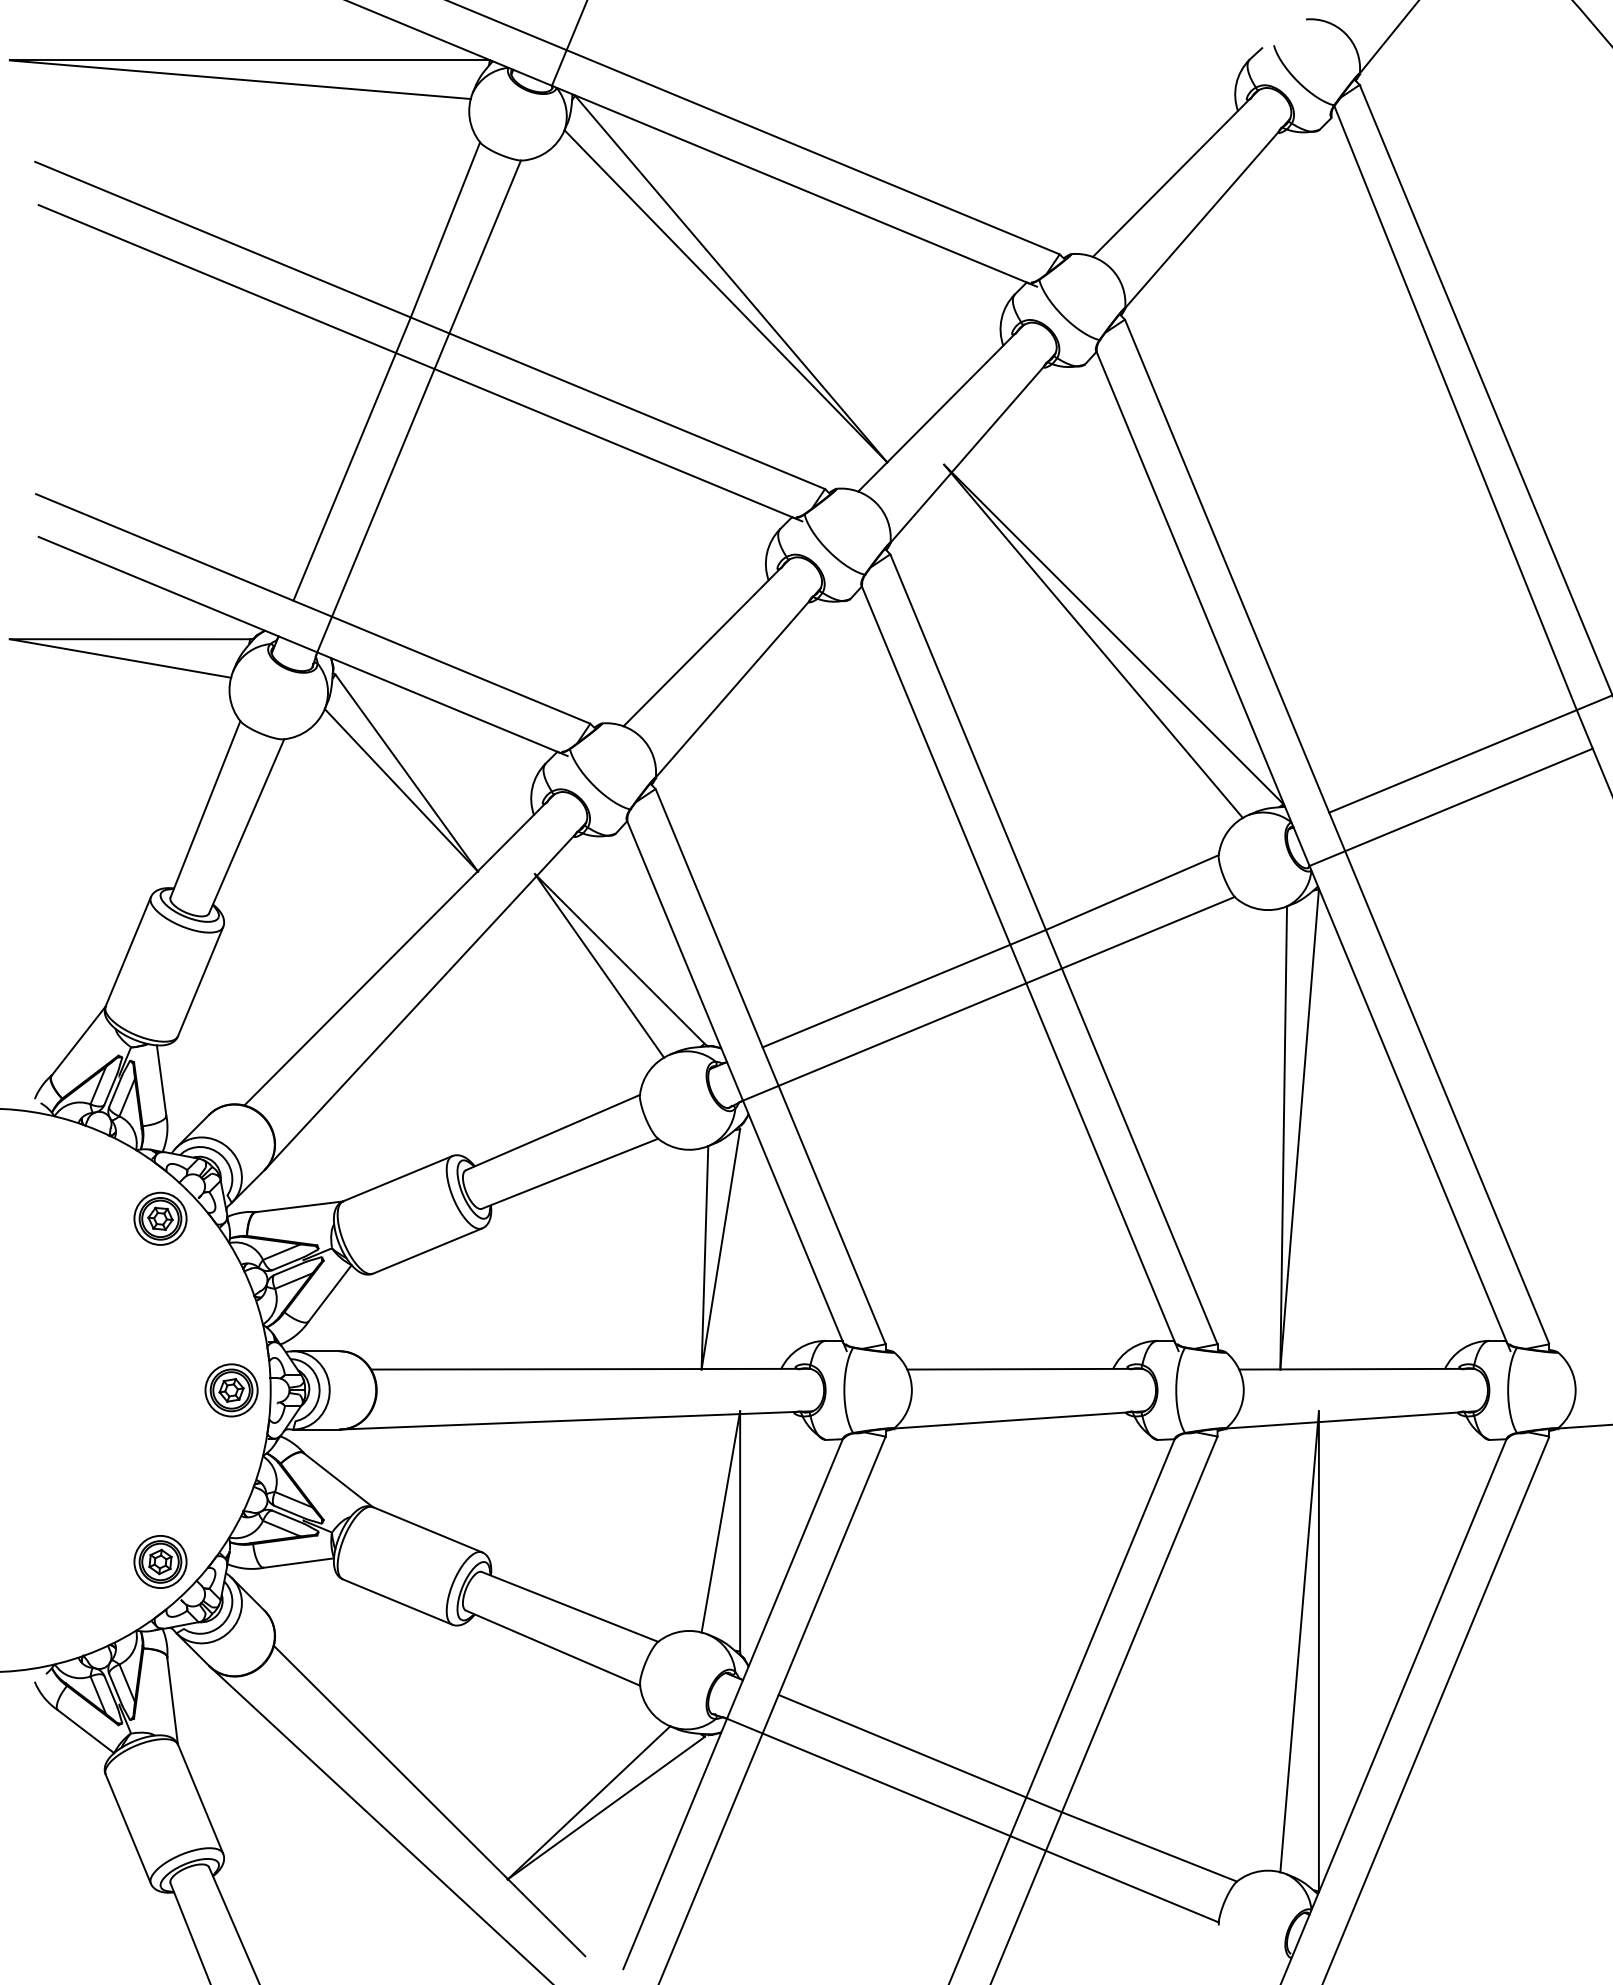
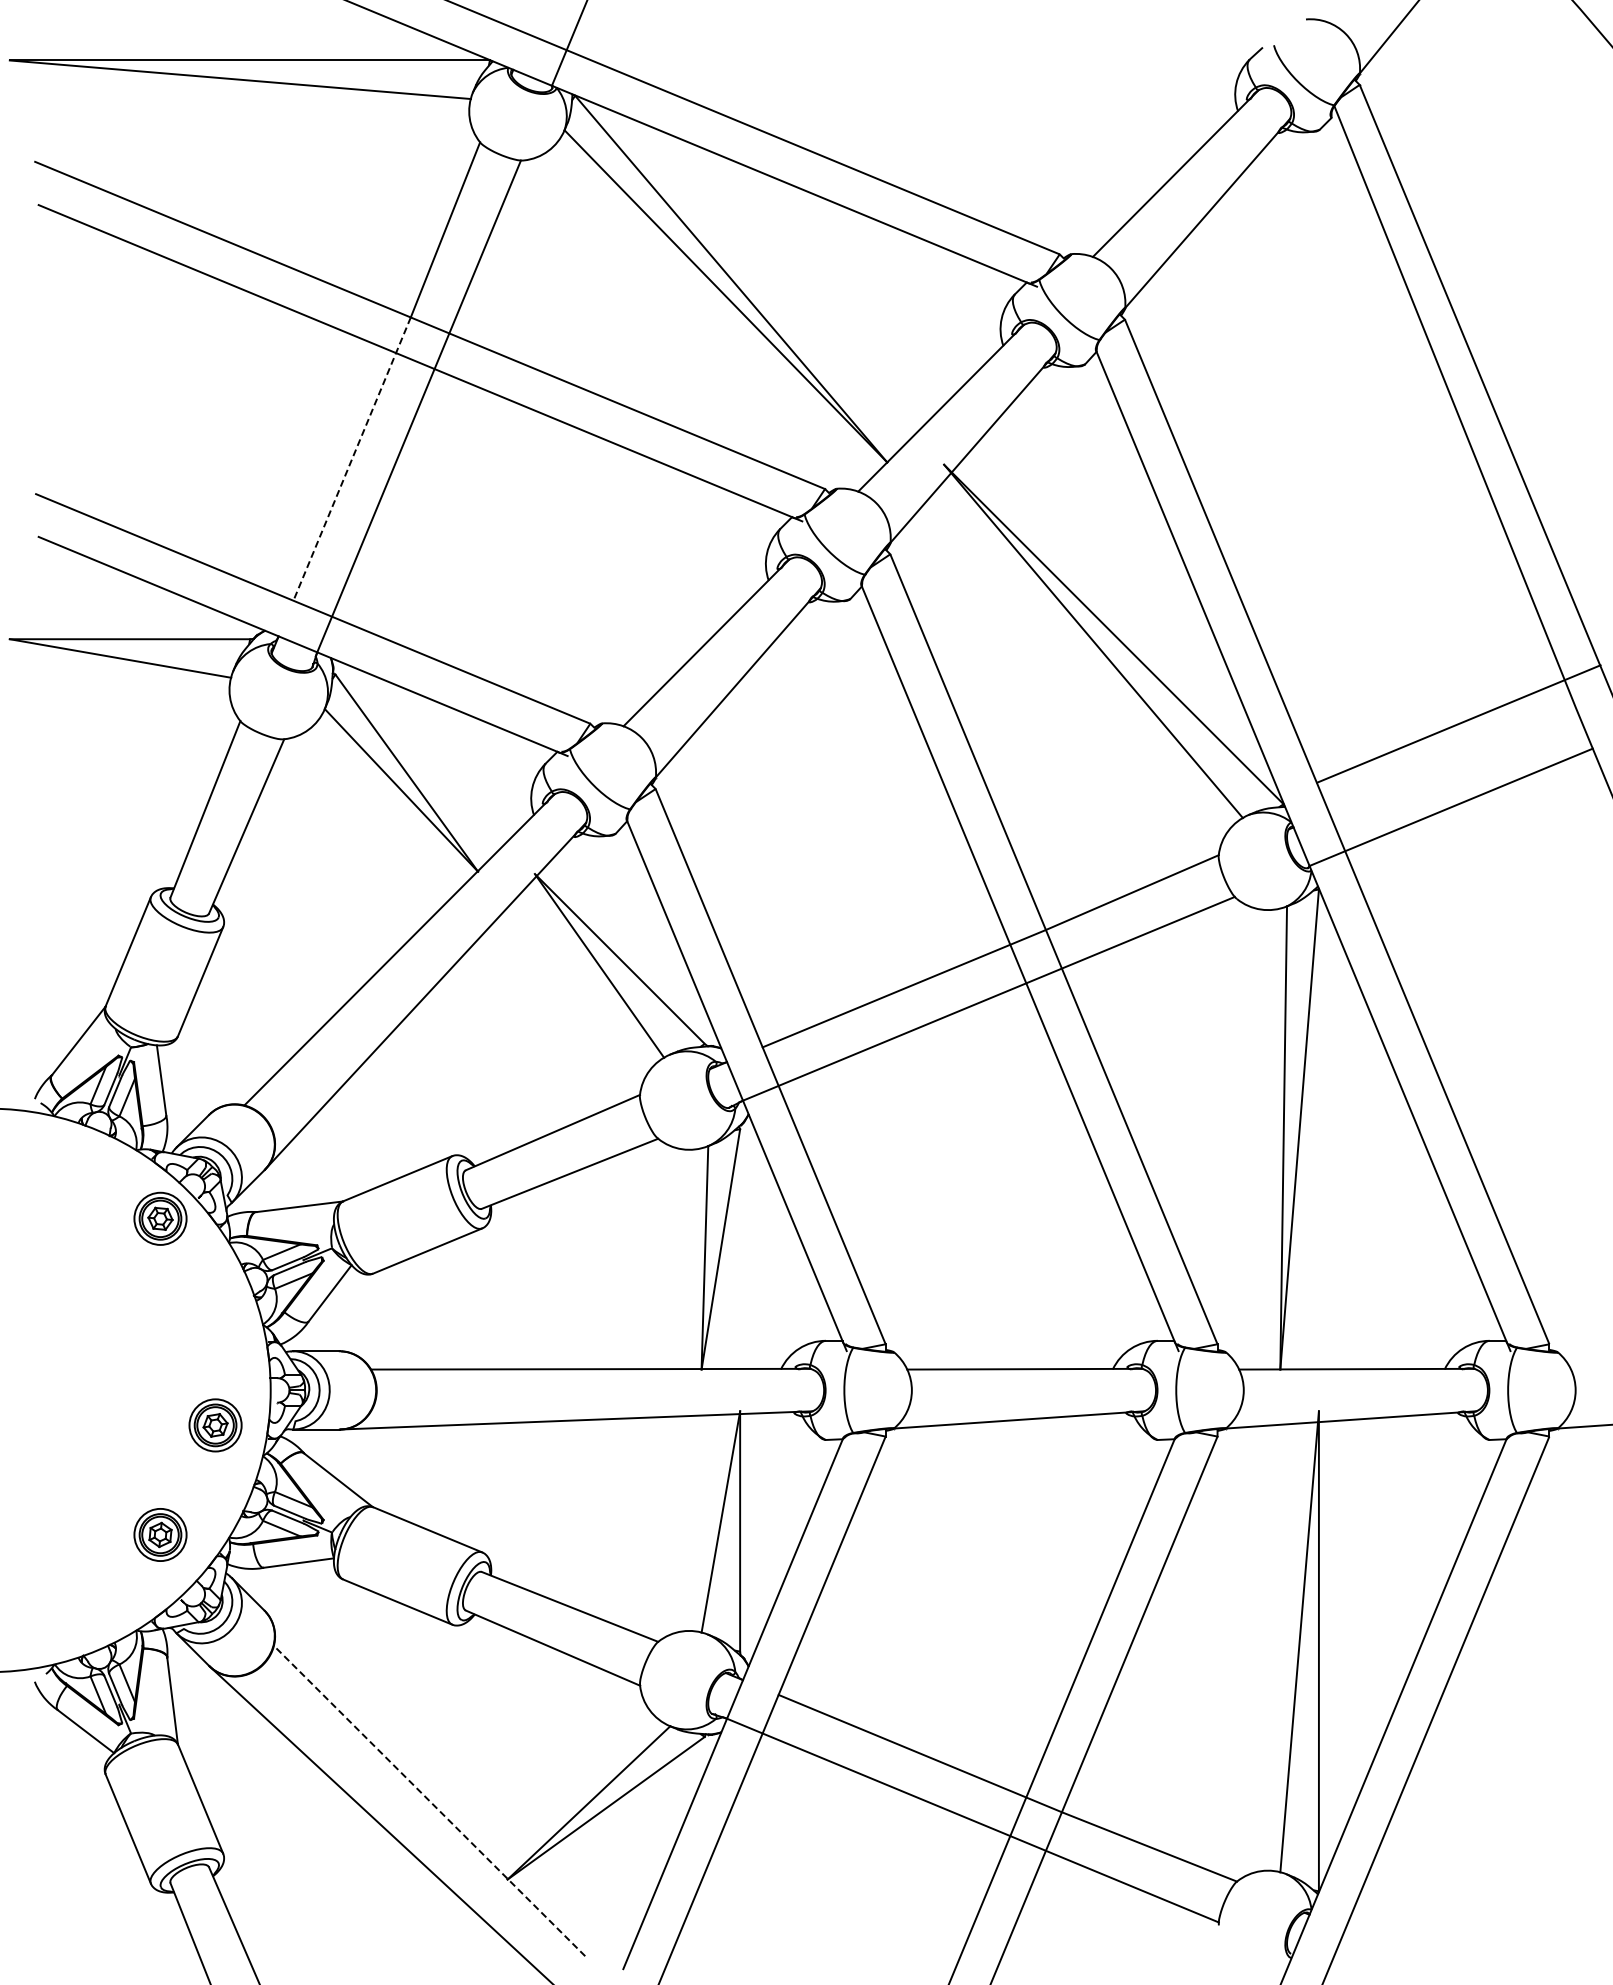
line: solid -> dashed (351, 459)
line position: (1469, 754) -> (1458, 723) (1458, 723)
part position: (231, 1390) -> (215, 1425) (215, 1425)
part position: (160, 1561) -> (160, 1534) (160, 1534)
line: solid -> dashed (429, 1801)
